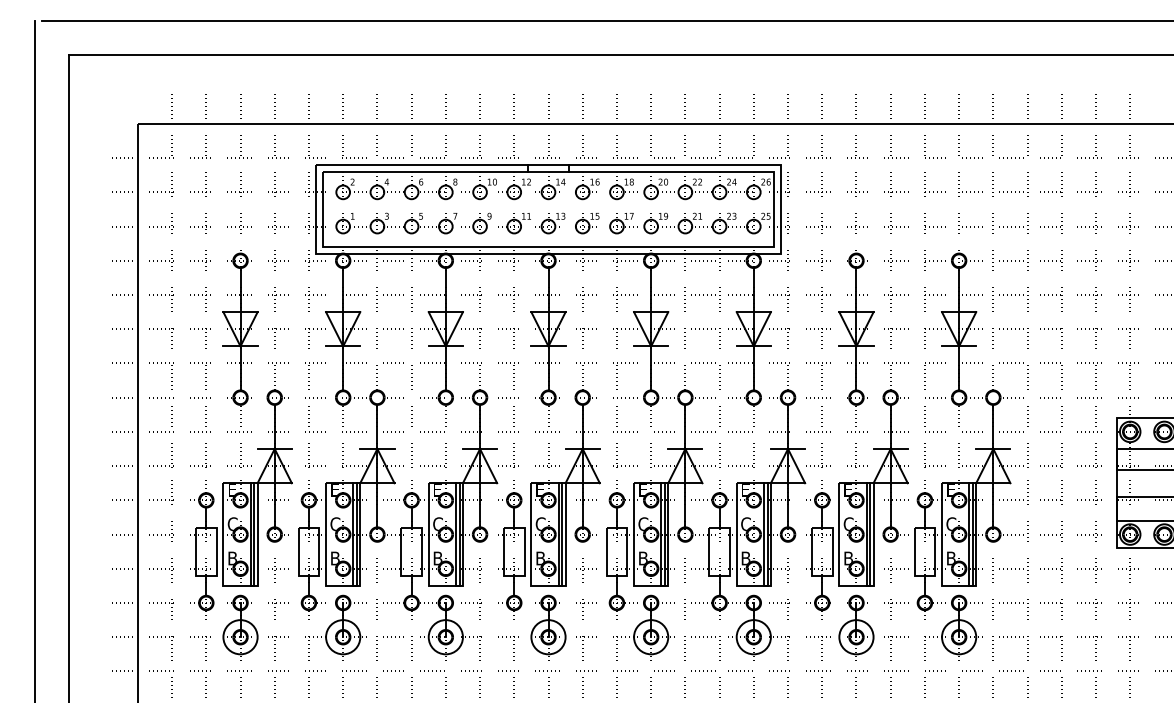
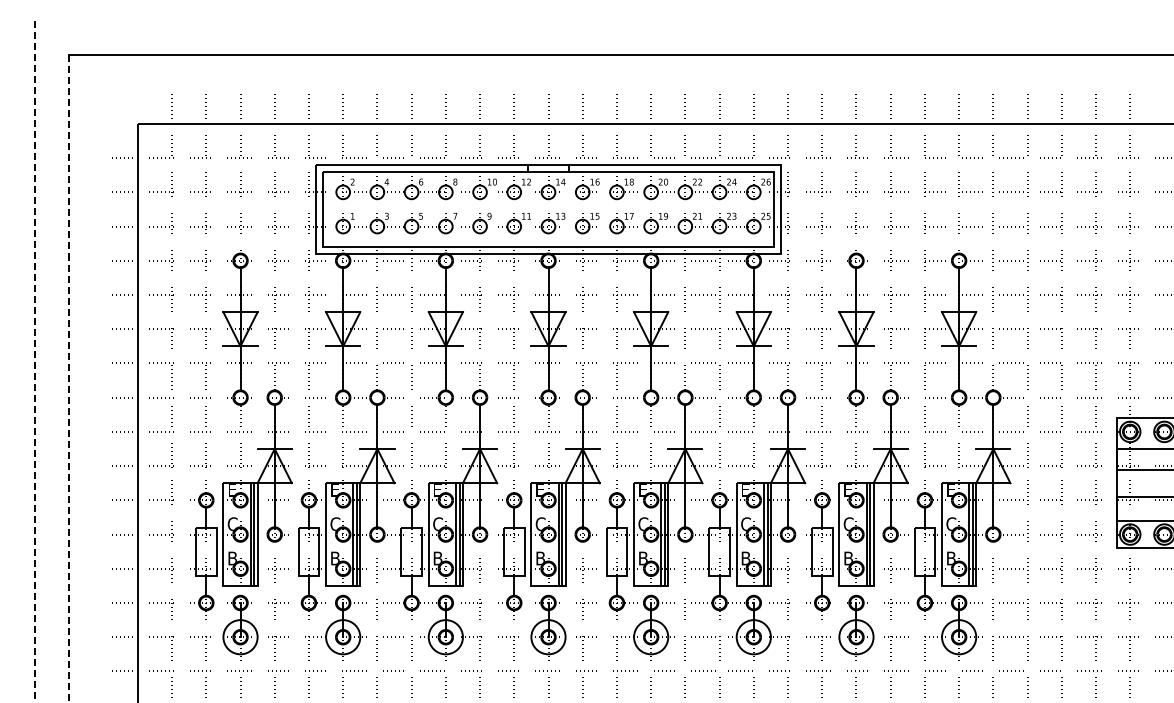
line: present -> none (606, 21)
line: solid -> dashed (35, 362)
line: solid -> dashed (69, 379)
